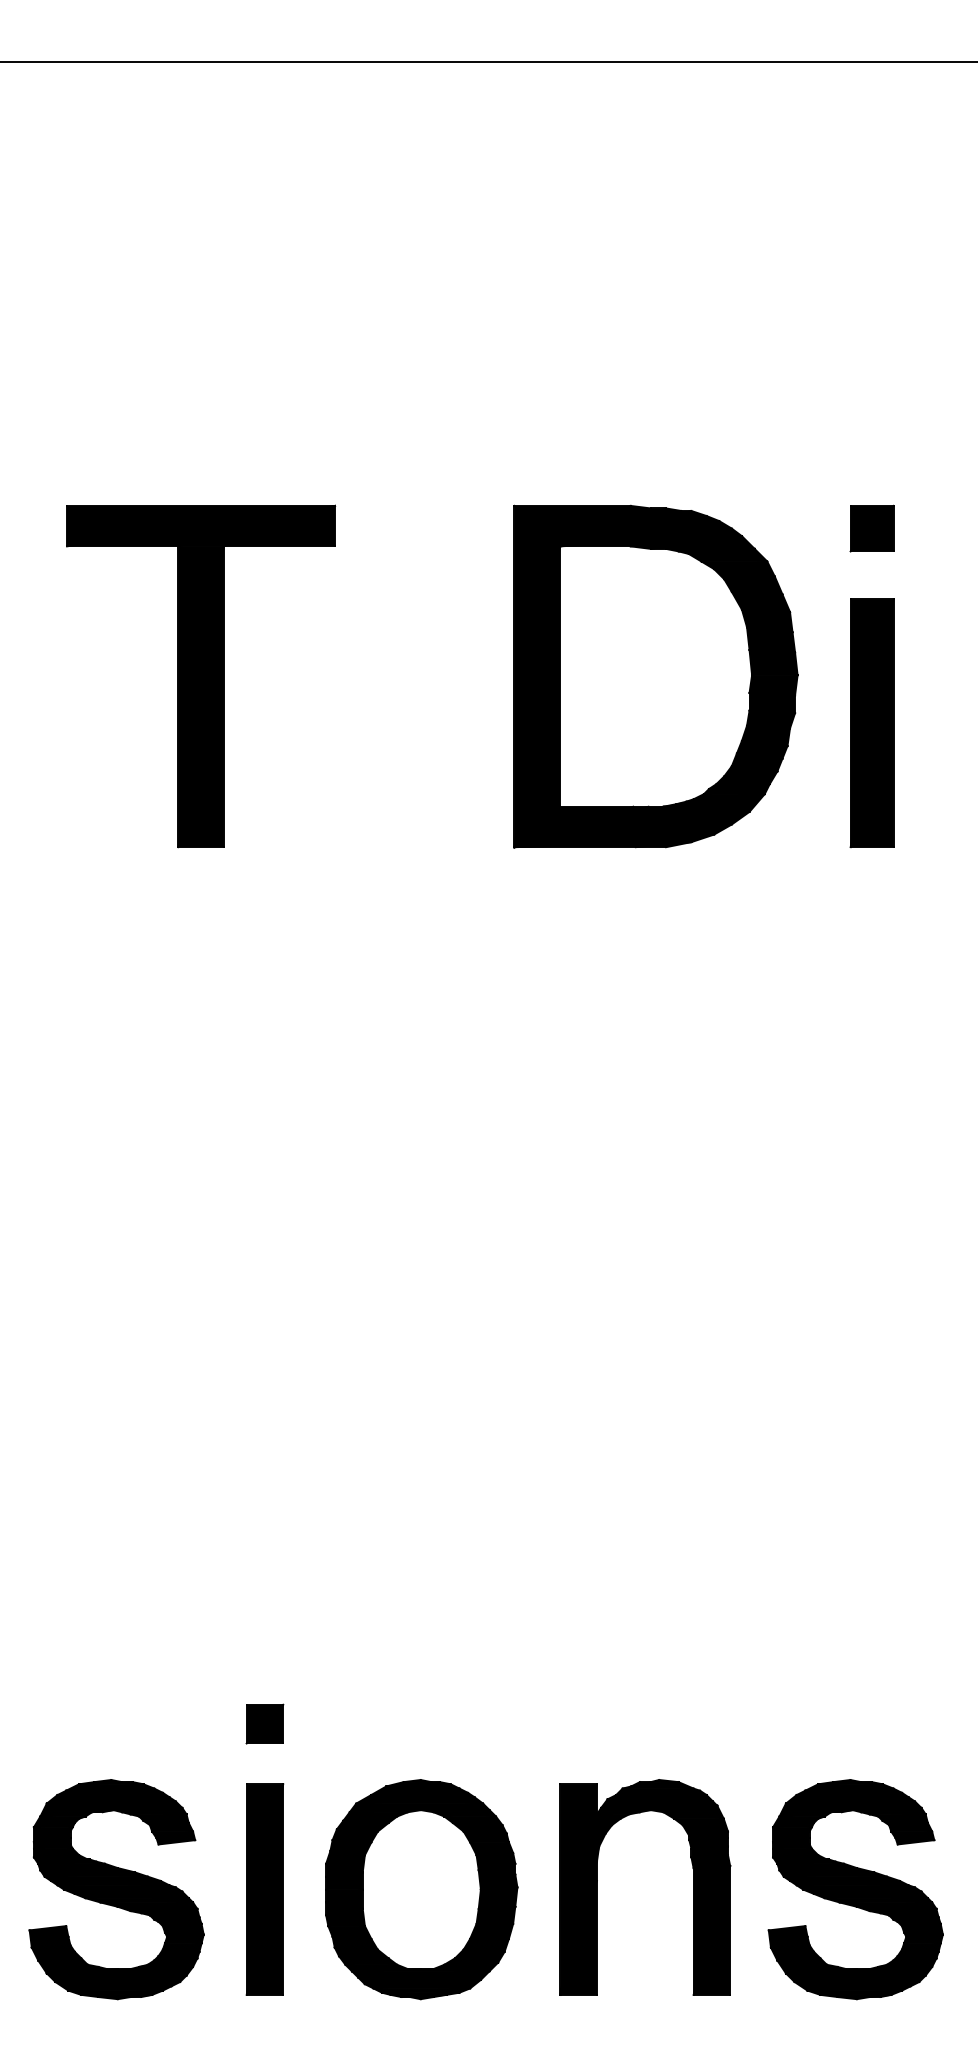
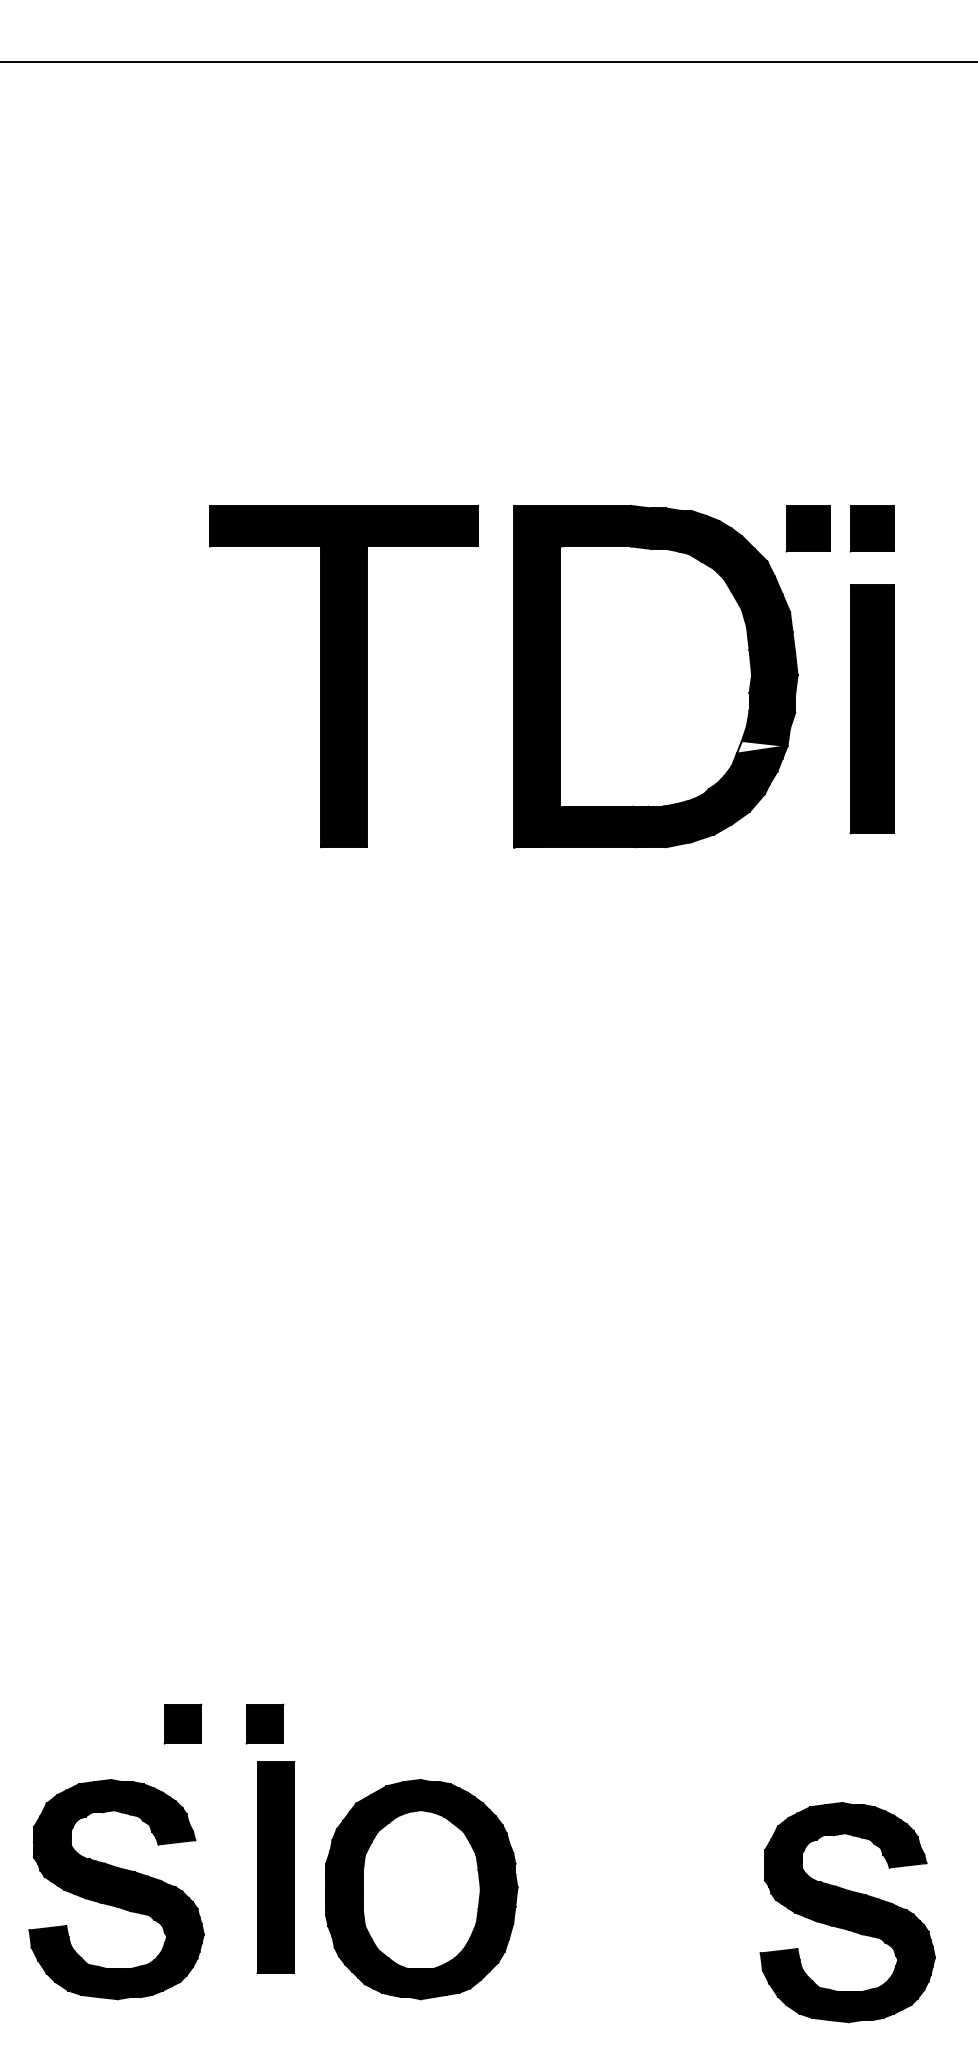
part: none -> present (807, 528)
part position: (201, 676) -> (344, 676) (344, 676)
part position: (871, 723) -> (871, 709) (871, 709)
fill: present -> none (761, 747)
part: none -> present (182, 1723)
part: present -> none (597, 1887)
part position: (264, 1889) -> (275, 1867) (275, 1867)
part position: (855, 1889) -> (847, 1912) (847, 1912)
